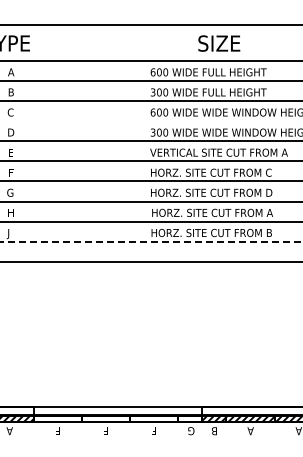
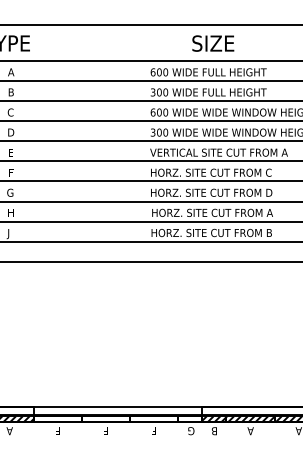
text position: (219, 43) -> (213, 43) (213, 43)
line: none -> present (150, 121)
line: dashed -> solid (151, 241)
